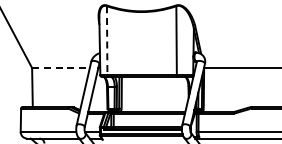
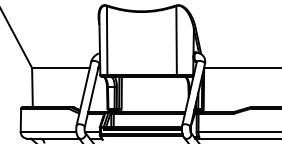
line: dashed -> solid (107, 40)
line: dashed -> solid (60, 68)
